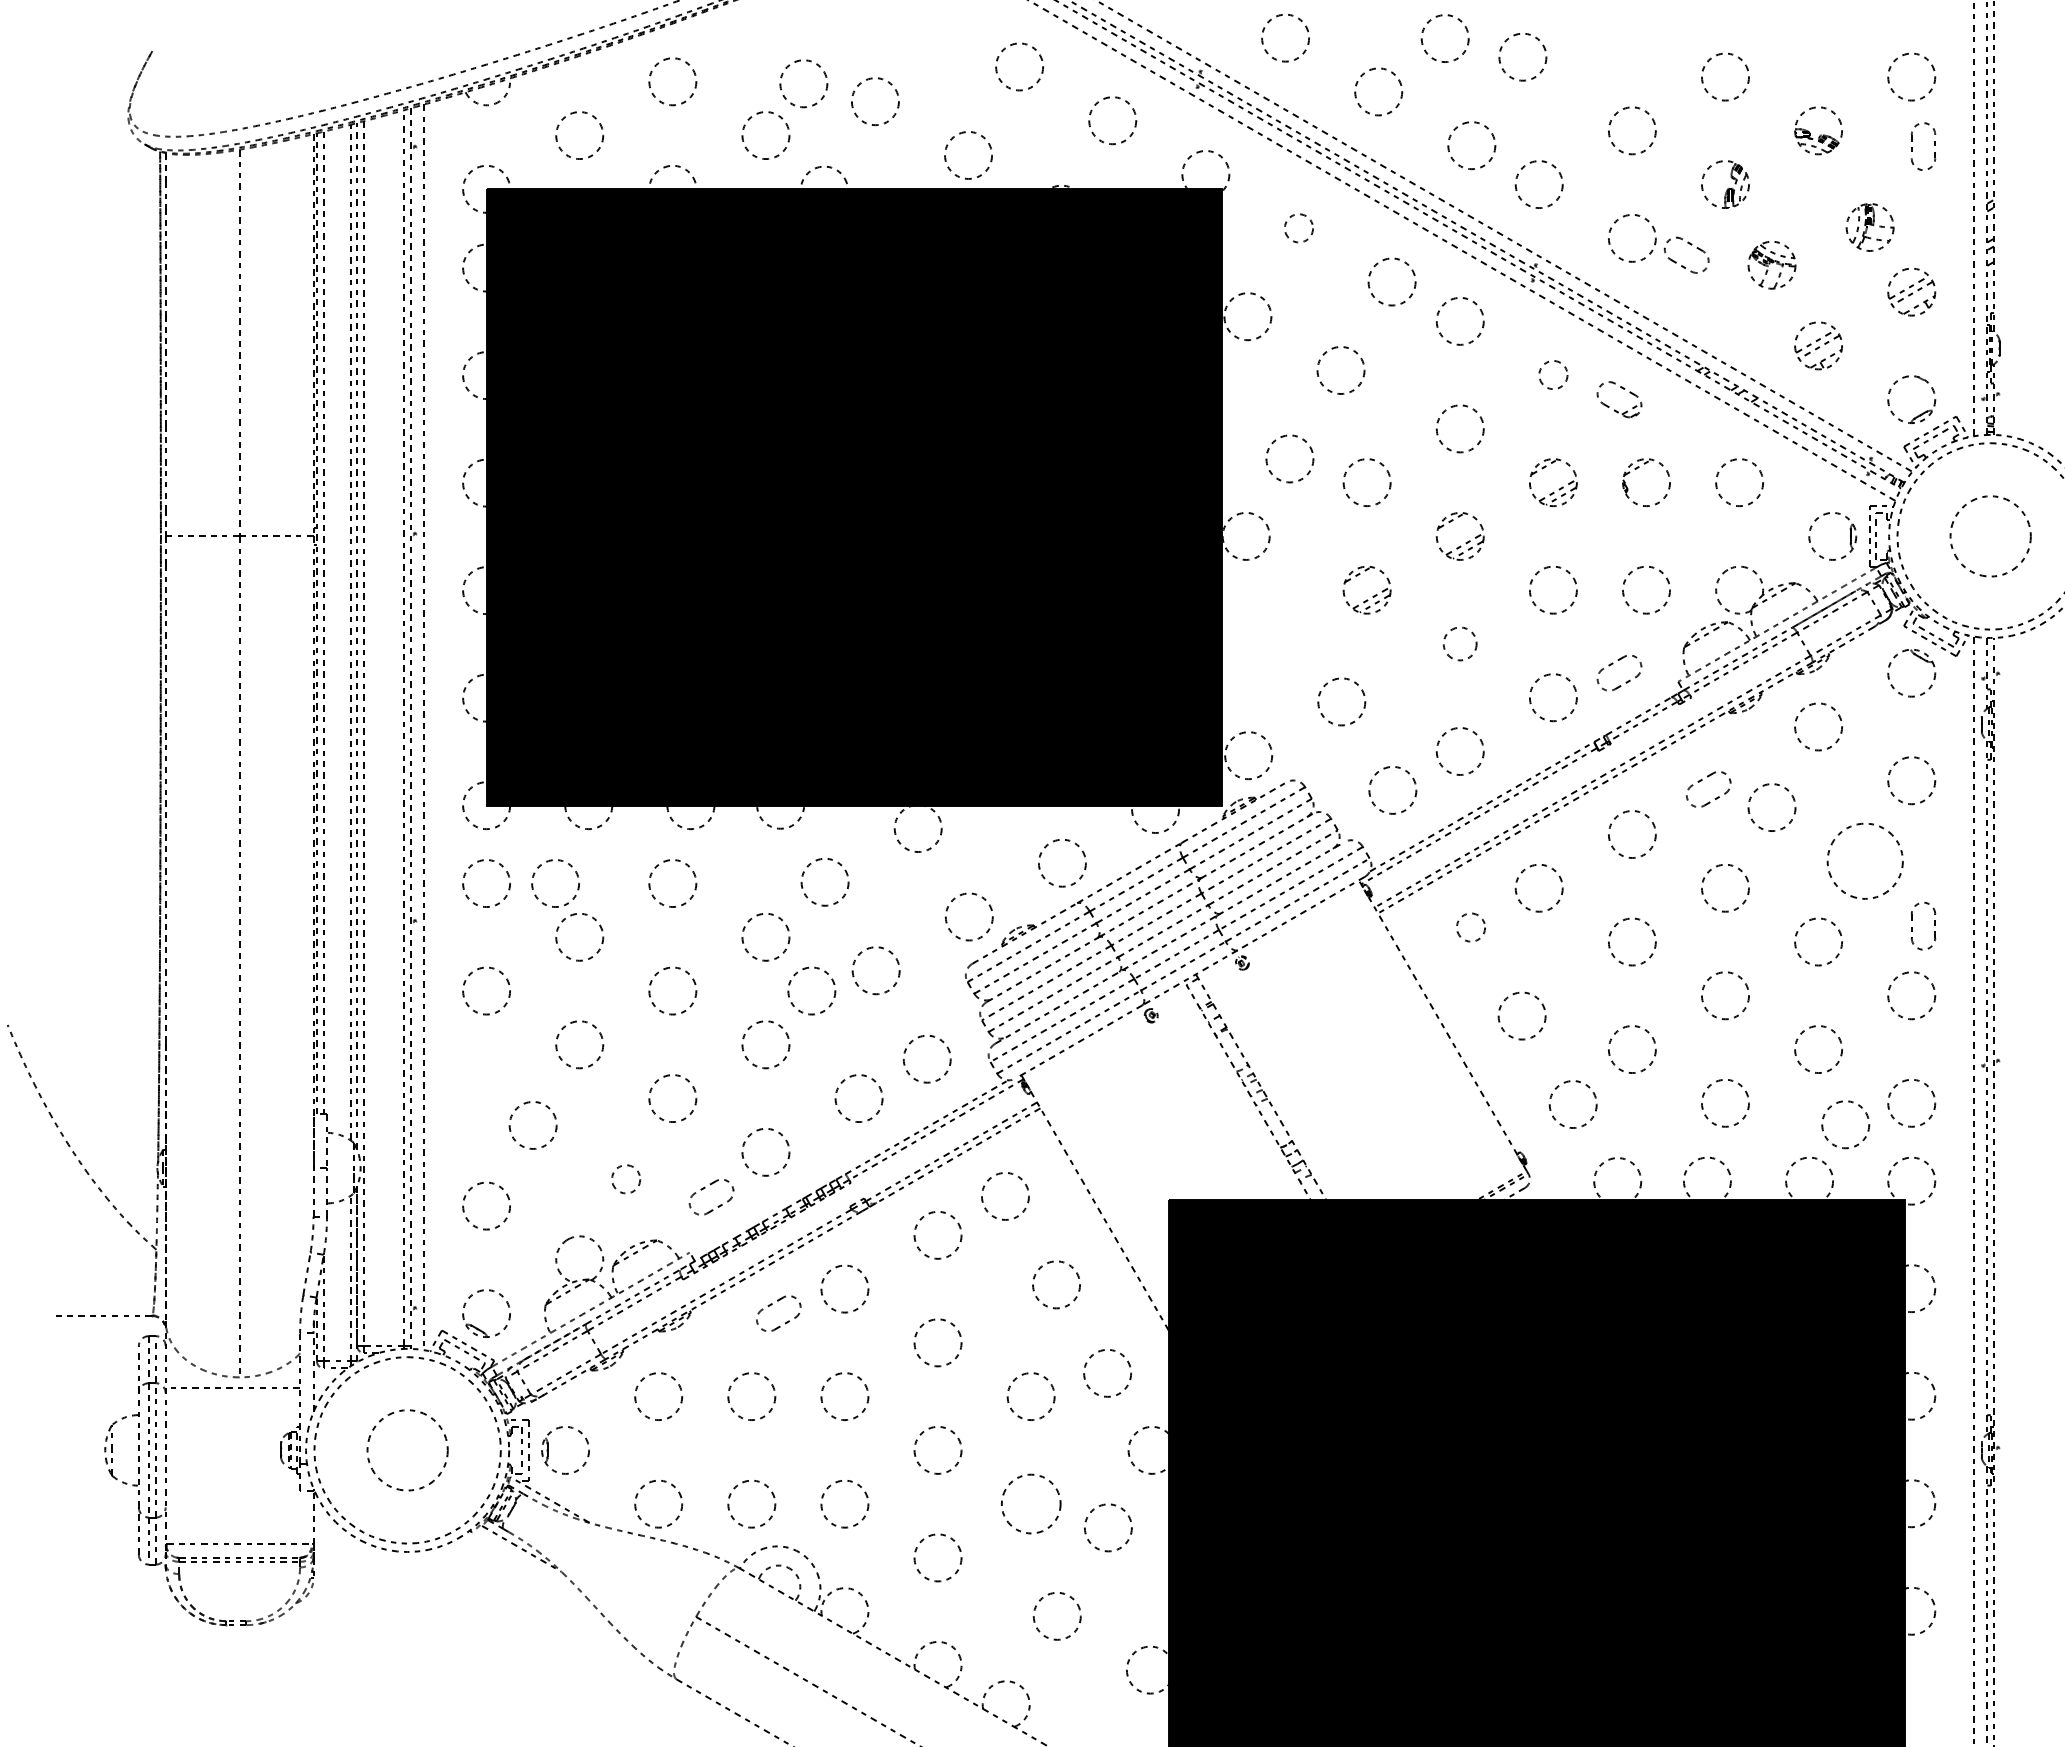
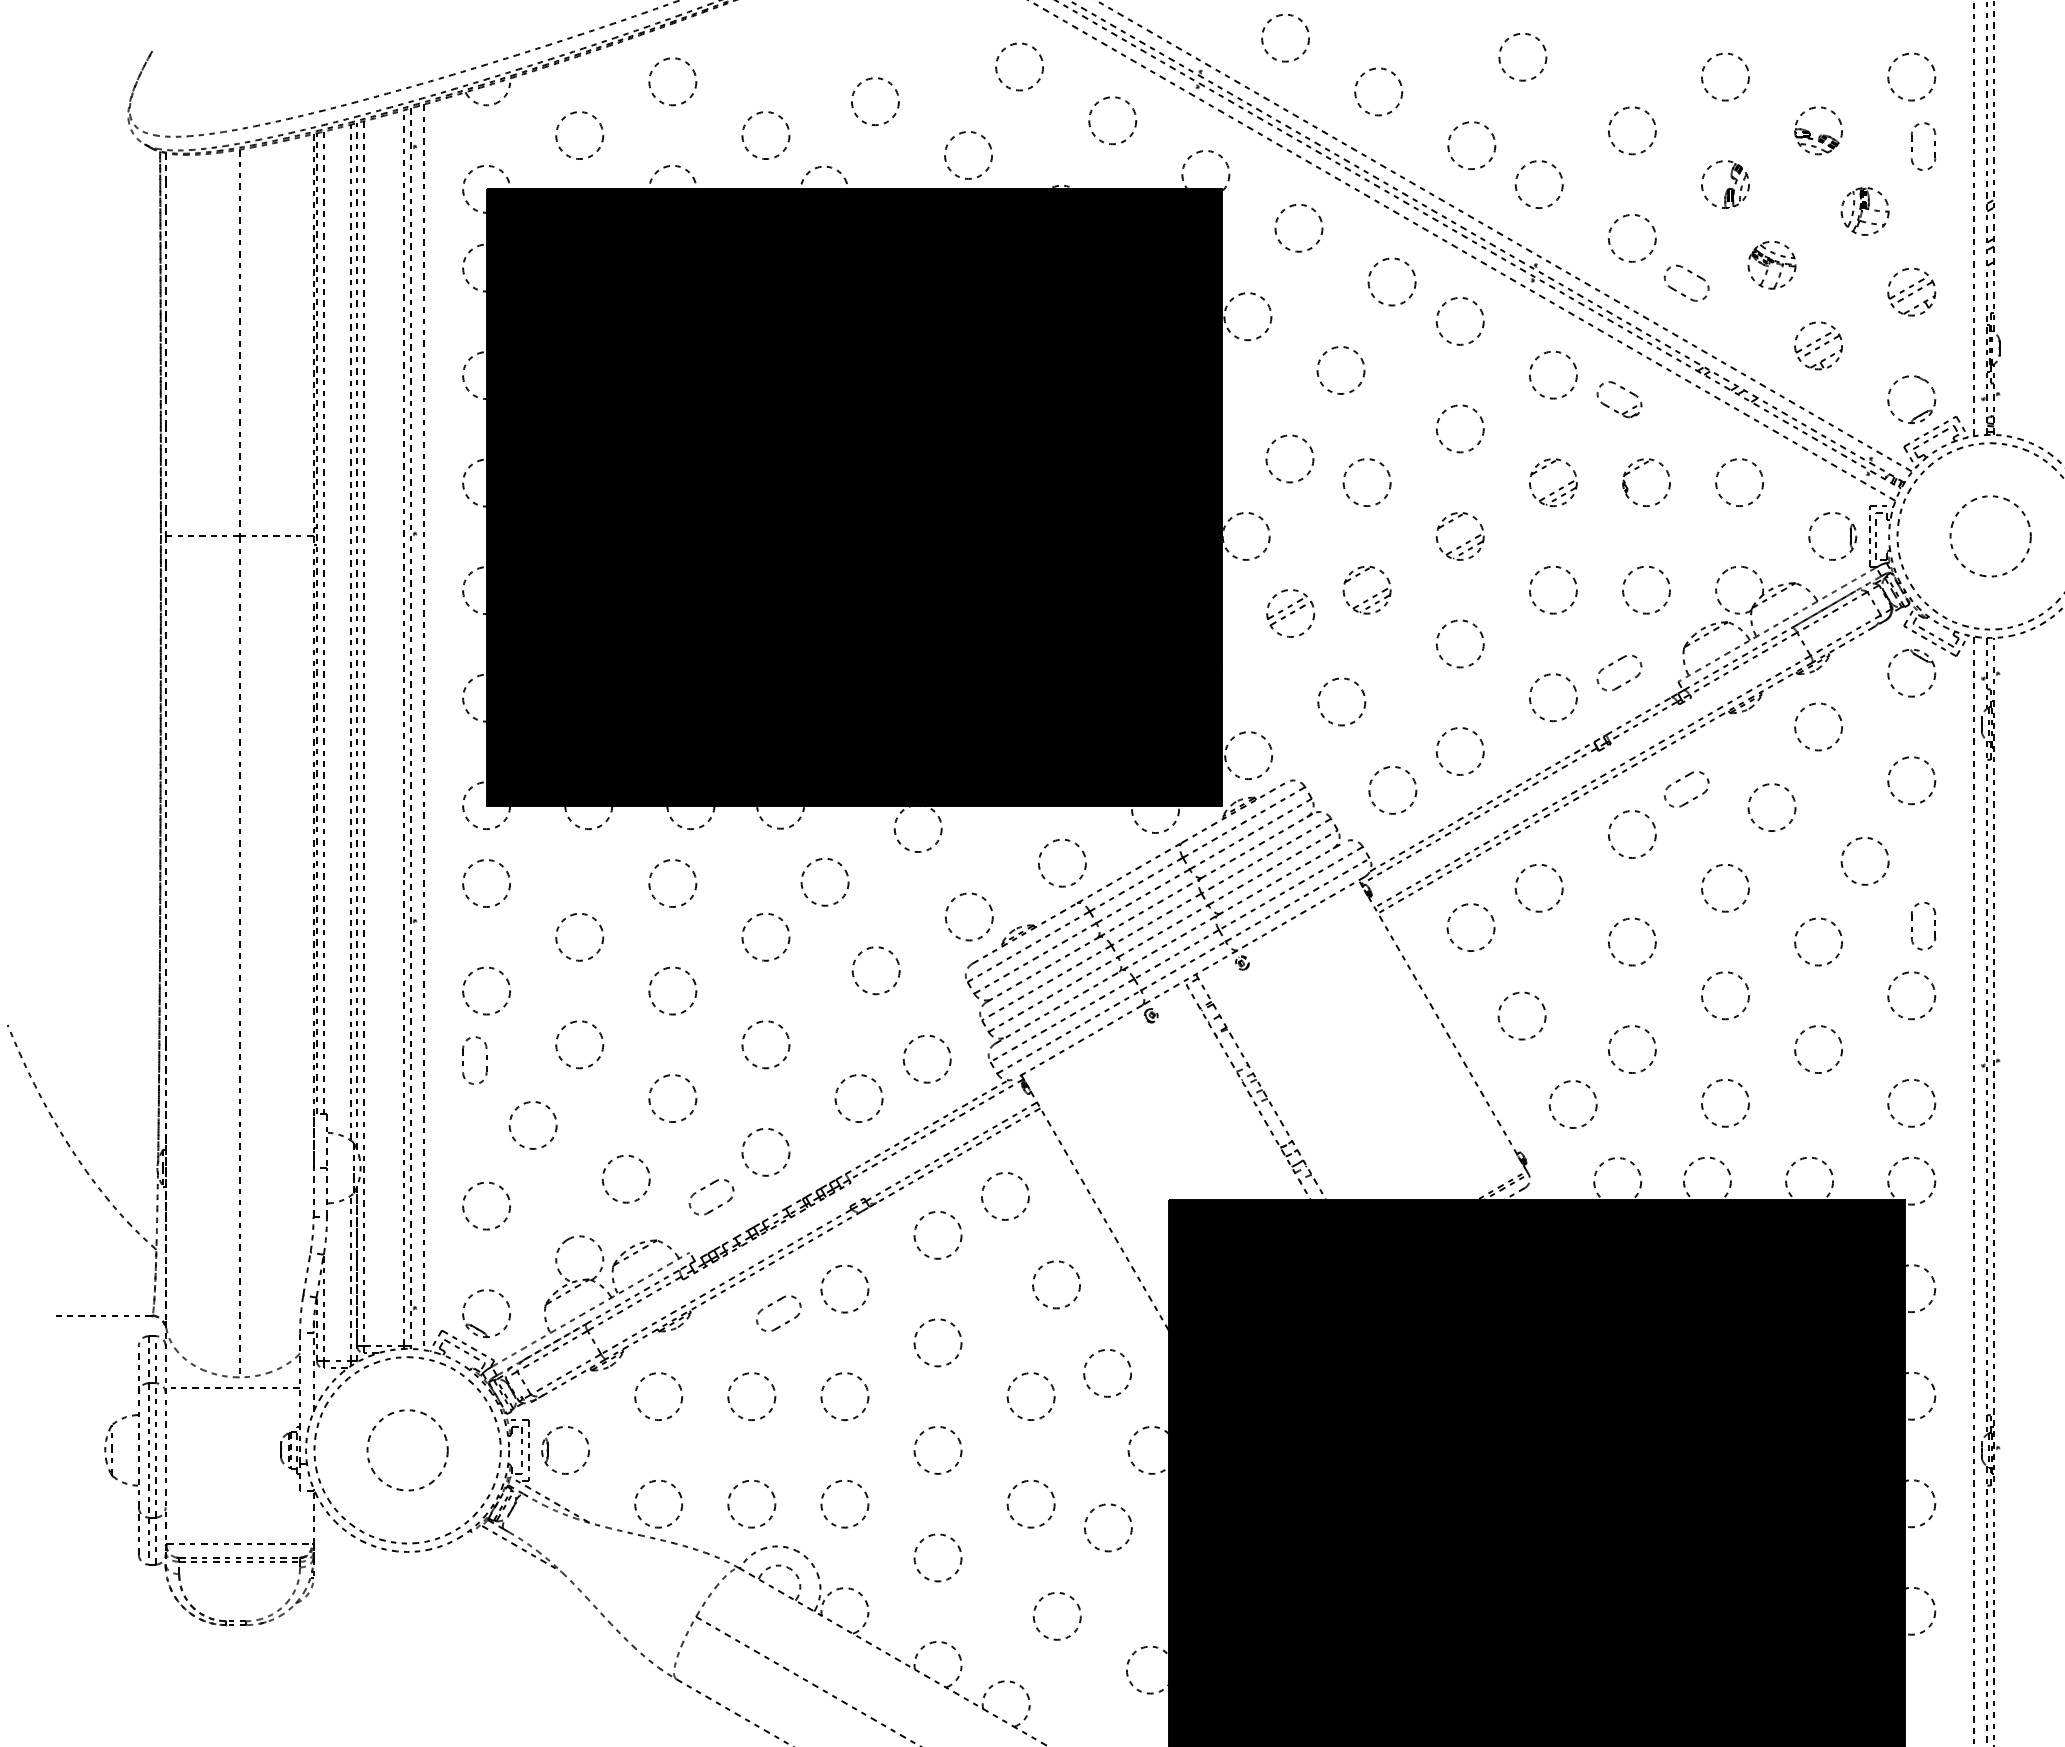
circle: present -> none (1444, 38)
circle: present -> none (803, 83)
part position: (1869, 227) -> (1864, 211) (1864, 211)
circle size: 30x31 px -> 50x49 px (1298, 228)
part position: (1691, 245) -> (1691, 273) (1691, 273)
circle size: 31x30 px -> 49x50 px (1553, 374)
part: none -> present (1290, 613)
circle size: 36x36 px -> 50x50 px (1459, 643)
part position: (1701, 781) -> (1679, 781) (1679, 781)
circle size: 78x78 px -> 50x49 px (1864, 861)
circle: present -> none (555, 883)
circle size: 30x31 px -> 50x49 px (1470, 927)
circle: present -> none (811, 990)
part: none -> present (463, 1061)
circle: present -> none (1845, 1124)
circle size: 31x31 px -> 50x49 px (625, 1179)
circle size: 61x62 px -> 50x49 px (1030, 1504)
